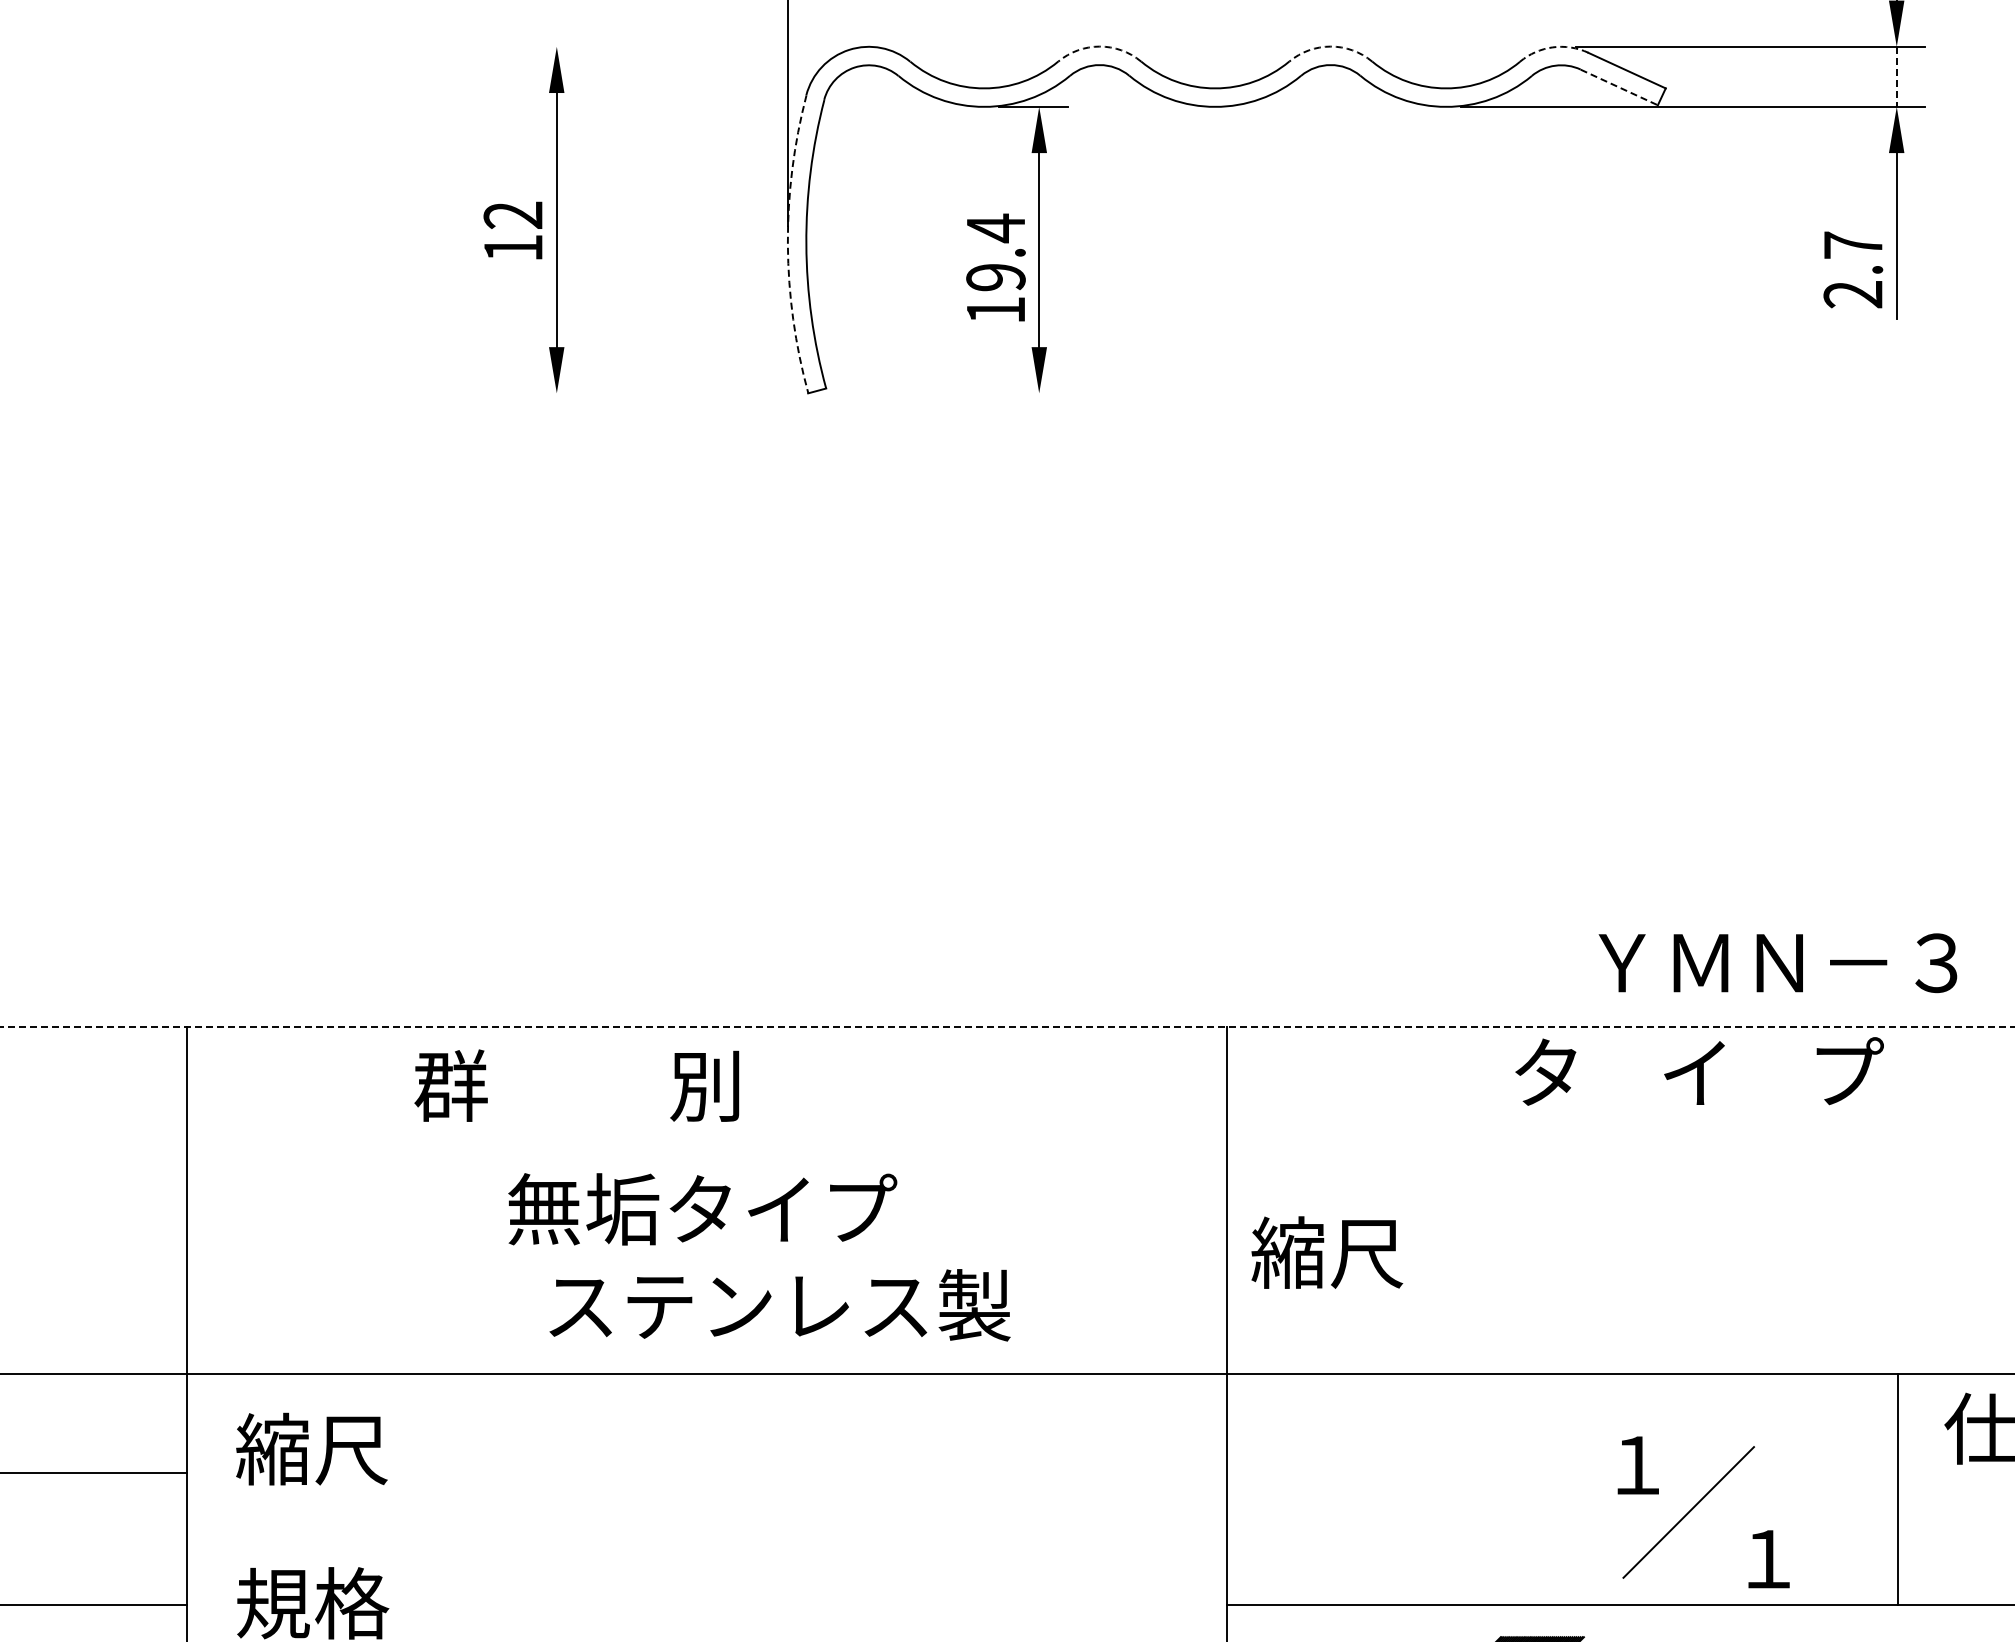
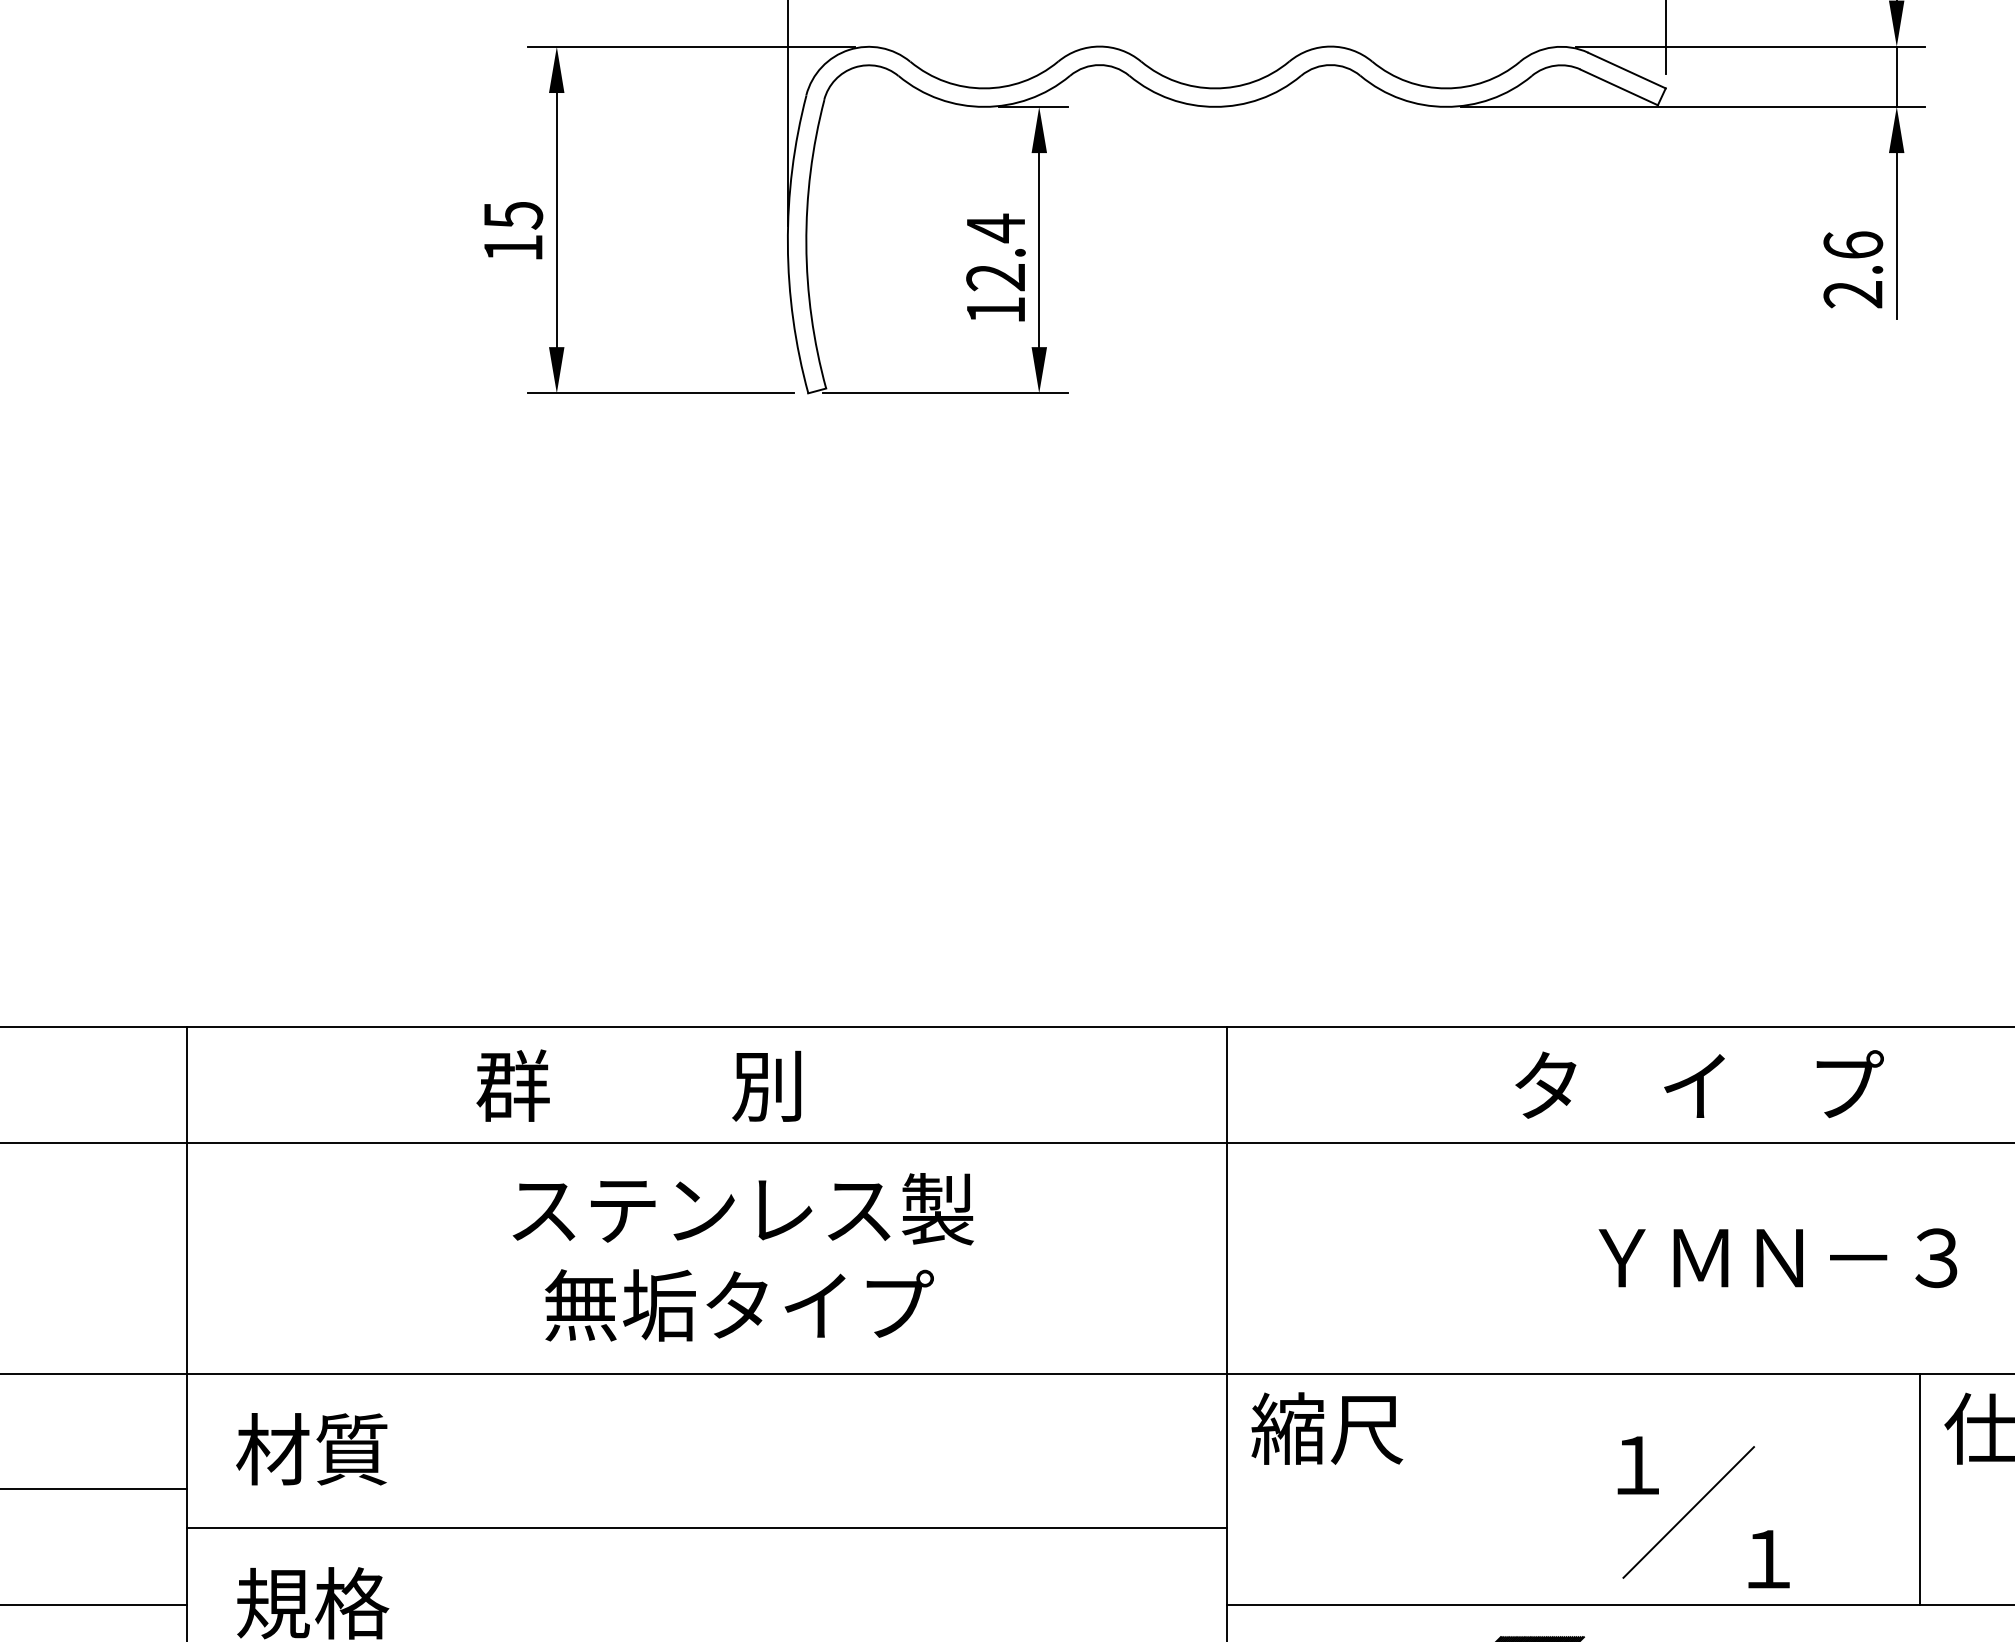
line: none -> present (1665, 38)
line: none -> present (690, 46)
arc: dashed -> solid (1099, 46)
arc: dashed -> solid (1330, 46)
arc: dashed -> solid (1552, 47)
line: dashed -> solid (1896, 77)
line: dashed -> solid (1619, 87)
text: 12 -> 15 (513, 215)
arc: dashed -> solid (787, 244)
text: 2.7 -> 2.6 (1853, 244)
text: 19.4 -> 12.4 (995, 277)
line: none -> present (660, 393)
line: none -> present (945, 393)
text position: (1777, 963) -> (1777, 1258) (1777, 1258)
line: dashed -> solid (1007, 1027)
text position: (1699, 1071) -> (1699, 1084) (1699, 1084)
text position: (576, 1085) -> (638, 1085) (638, 1085)
line: none -> present (1006, 1142)
text: 無垢タイプ -> ステンレス製 (740, 1209)
text position: (1327, 1252) -> (1327, 1428) (1327, 1428)
text: ステンレス製 -> 無垢タイプ (777, 1305)
text: 縮尺 -> 材質 (311, 1448)
line position: (94, 1473) -> (94, 1489) (94, 1489)
line position: (1897, 1488) -> (1919, 1488) (1919, 1488)
line: none -> present (706, 1527)
